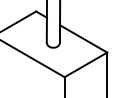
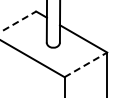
line: solid -> dashed (18, 21)
line: solid -> dashed (85, 64)
